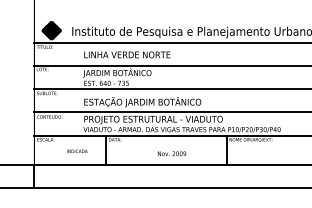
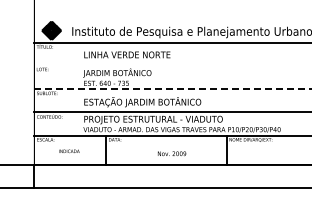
line: present -> none (171, 66)
line: solid -> dashed (173, 89)
text position: (77, 151) -> (69, 151) (69, 151)
